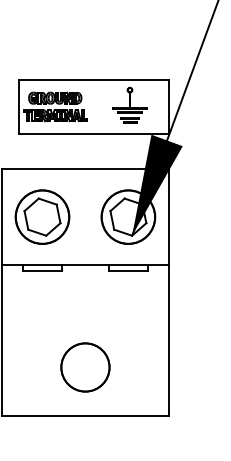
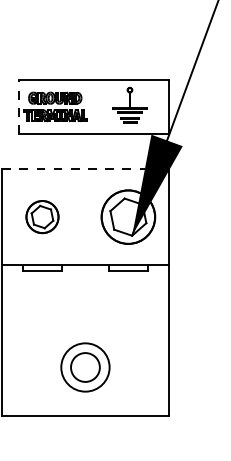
line: solid -> dashed (19, 107)
line: solid -> dashed (85, 168)
part size: 57x56 px -> 35x35 px (42, 217)
circle diameter: 48 px -> 29 px (85, 367)
